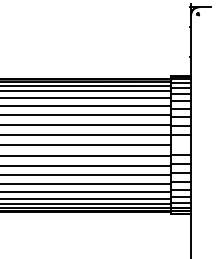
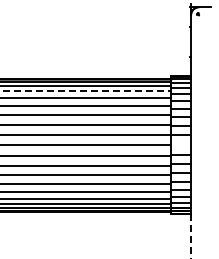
line: solid -> dashed (86, 91)
line: solid -> dashed (191, 236)
